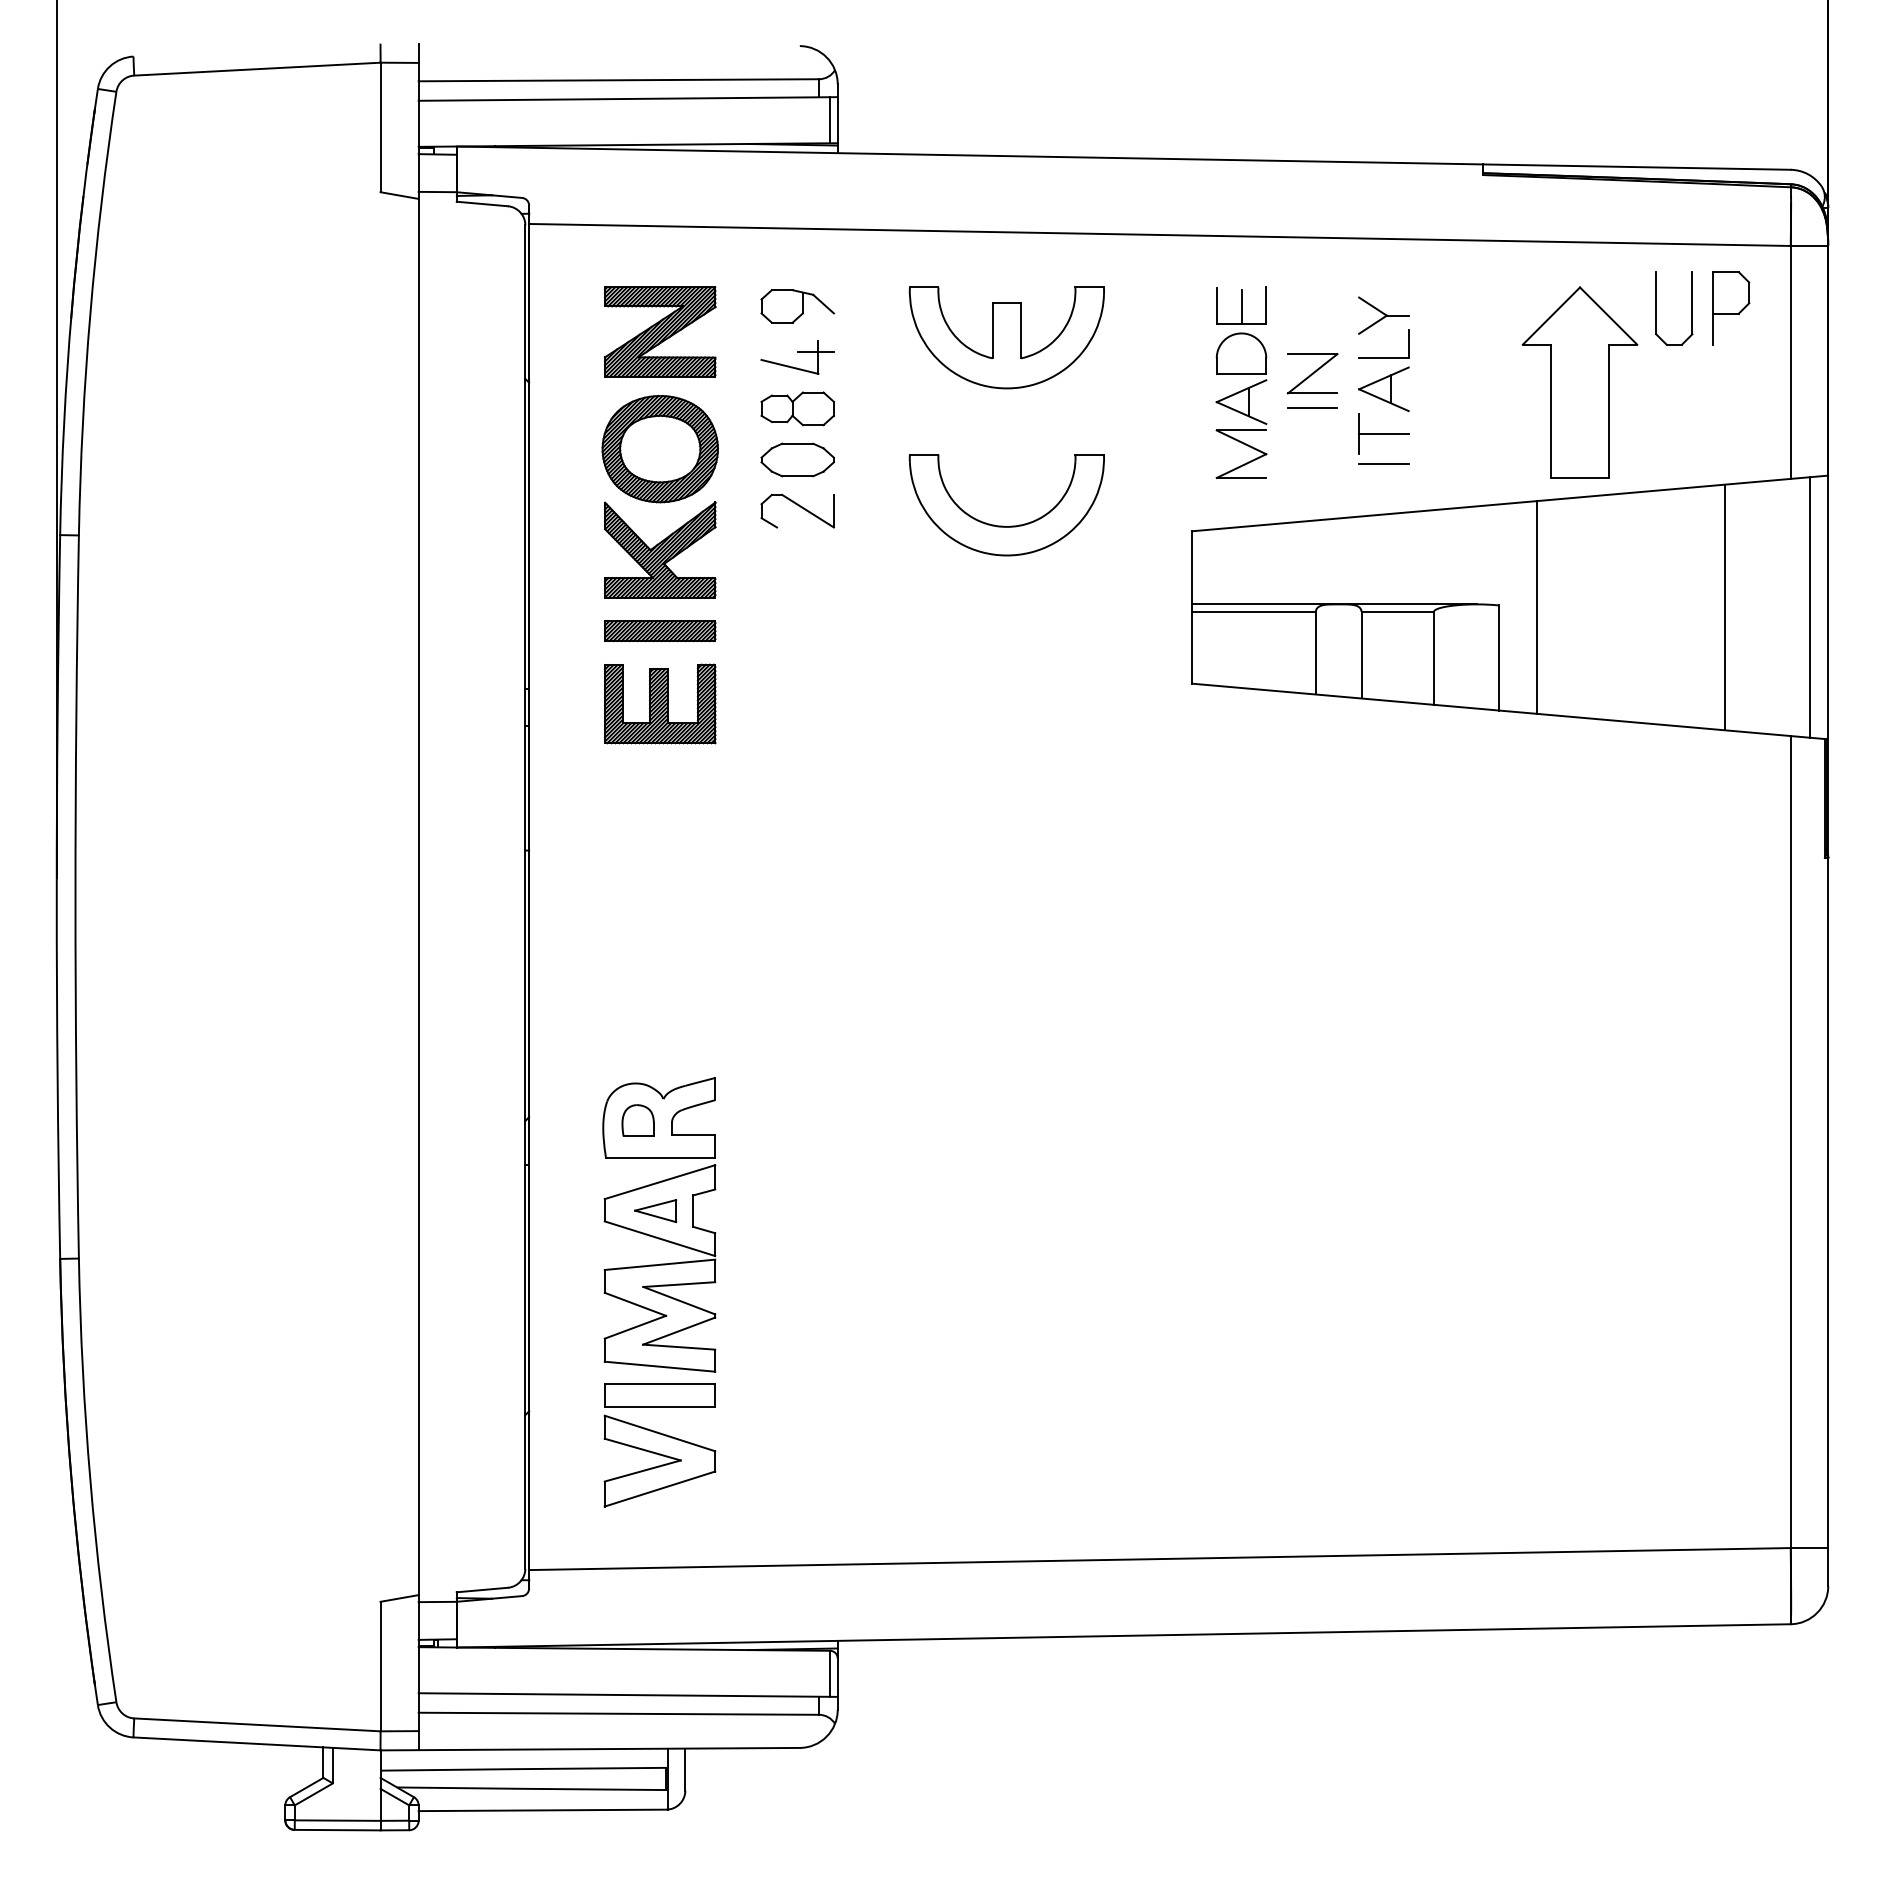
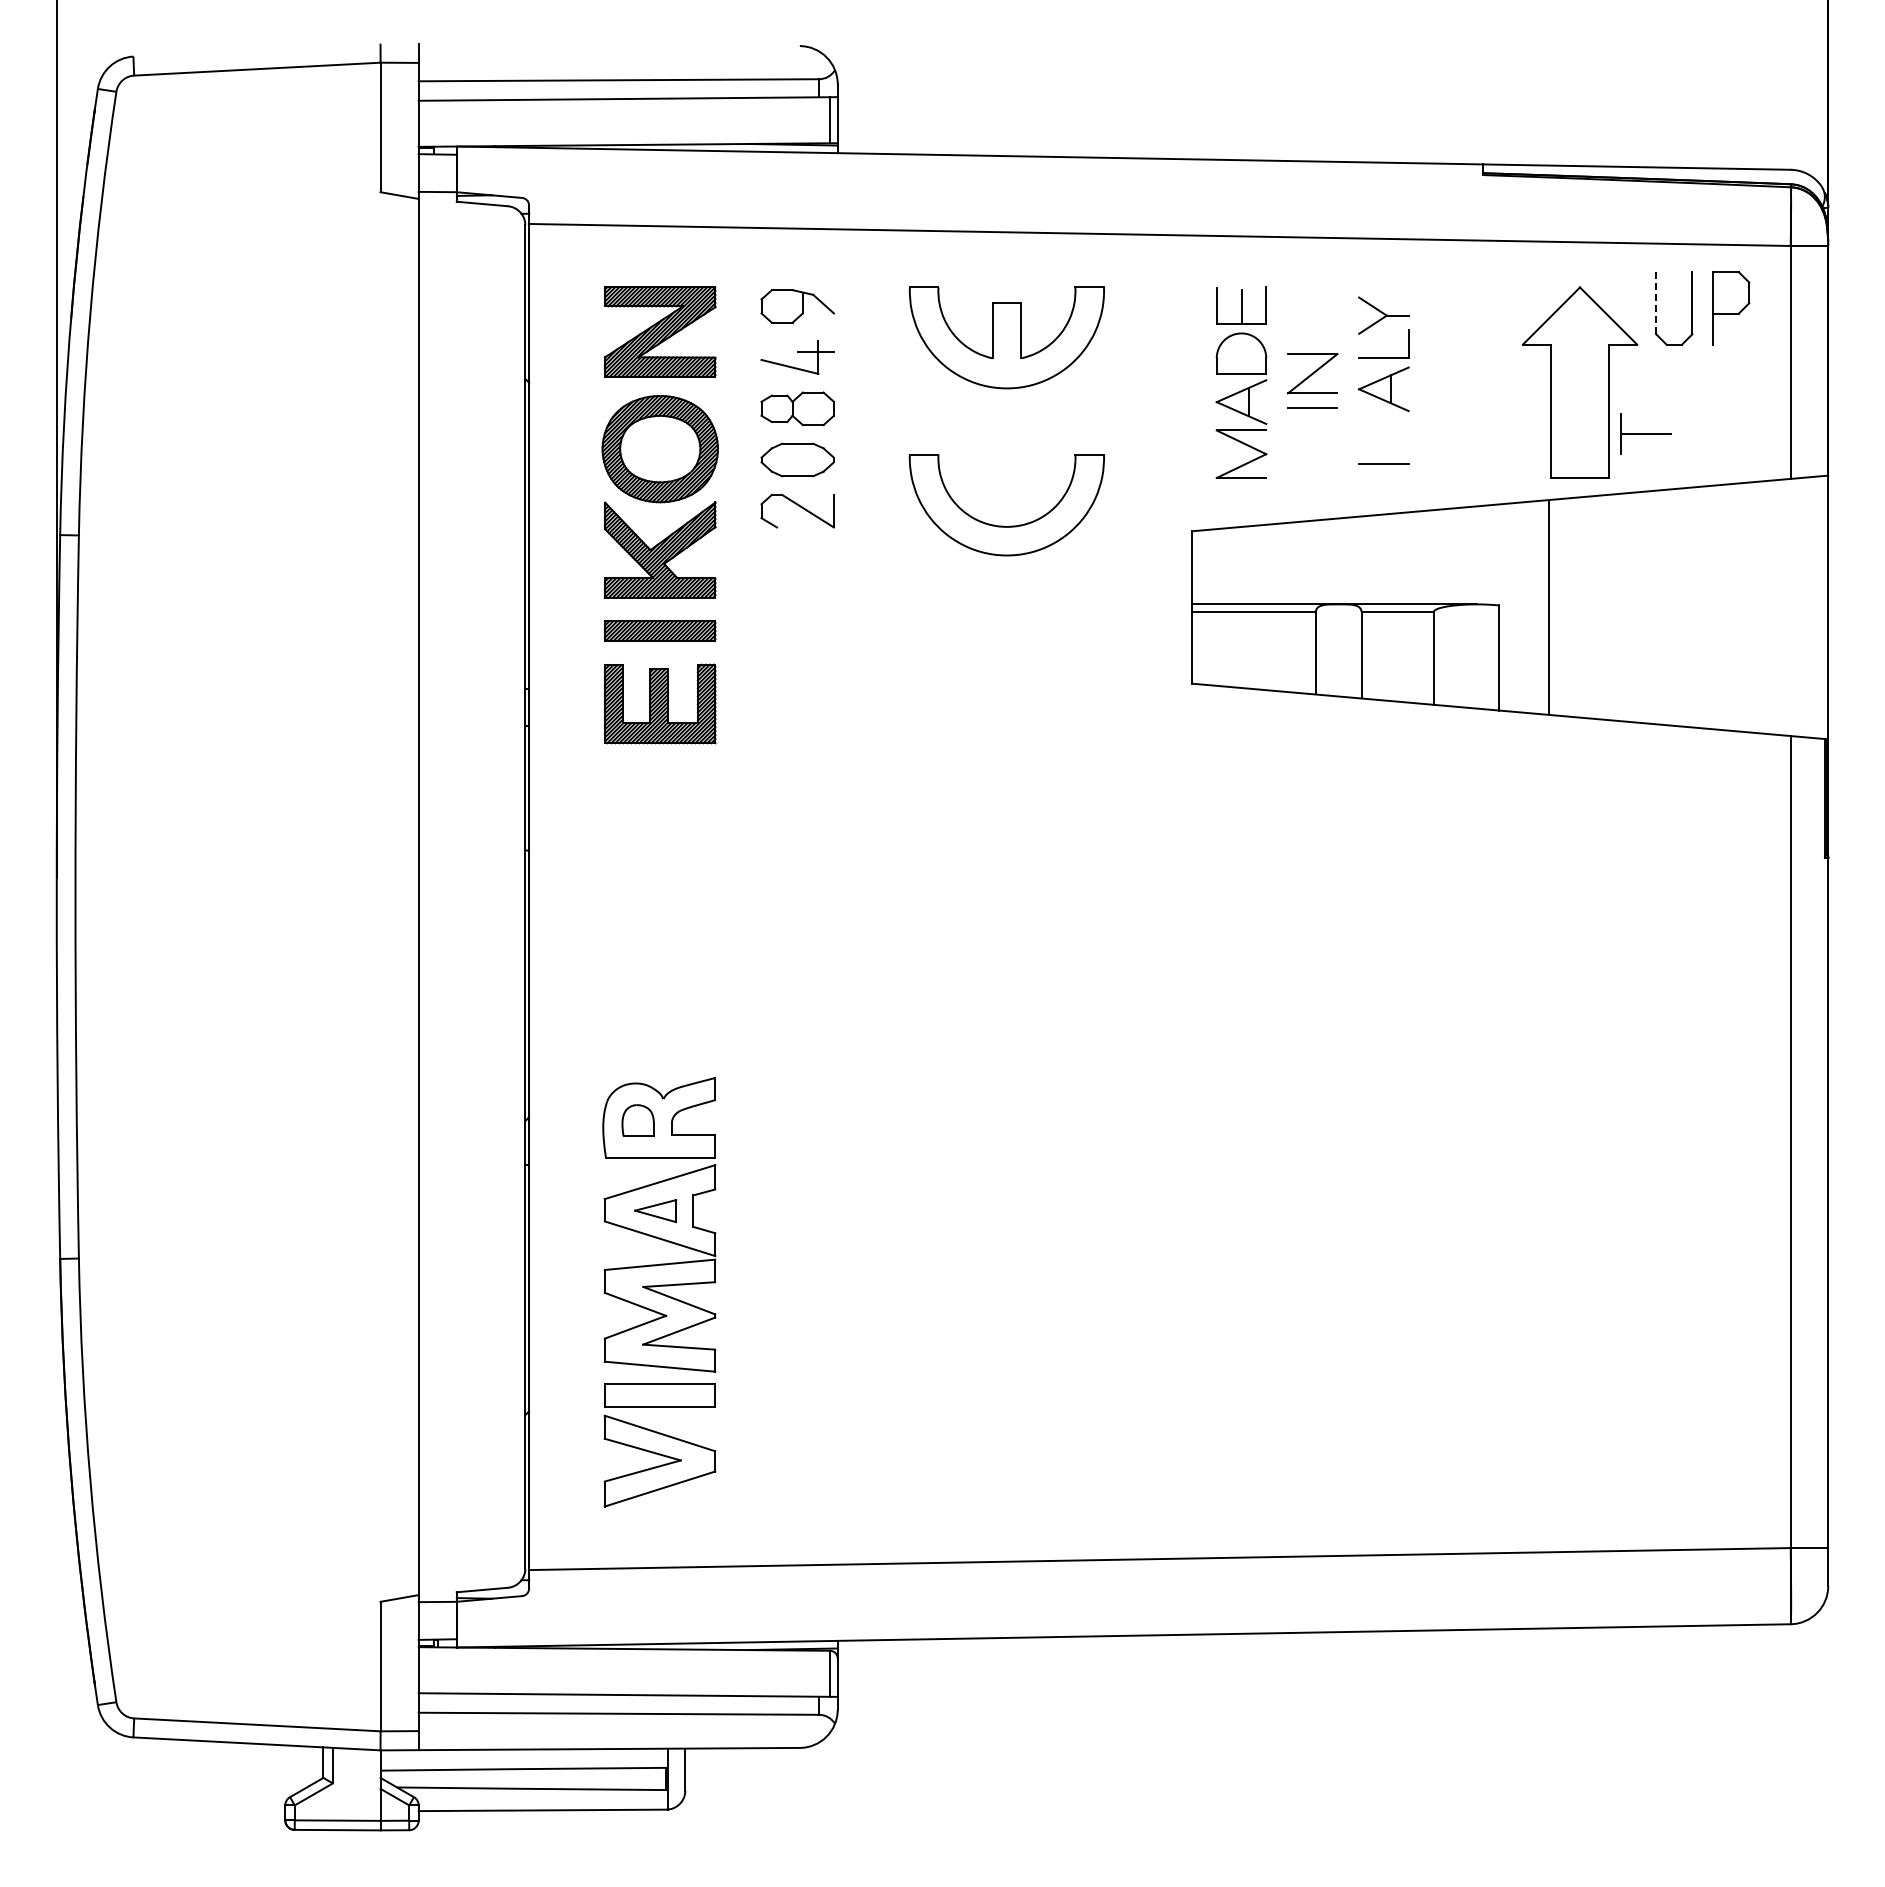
line: solid -> dashed (1656, 302)
part position: (1383, 433) -> (1645, 433) (1645, 433)
line position: (1536, 607) -> (1548, 607) (1548, 607)
line: present -> none (1725, 607)
line: present -> none (1809, 607)
